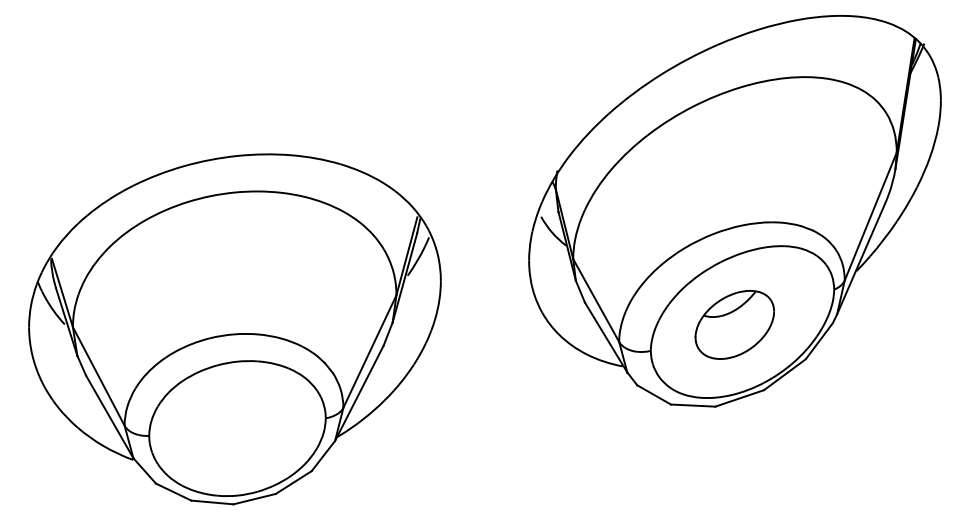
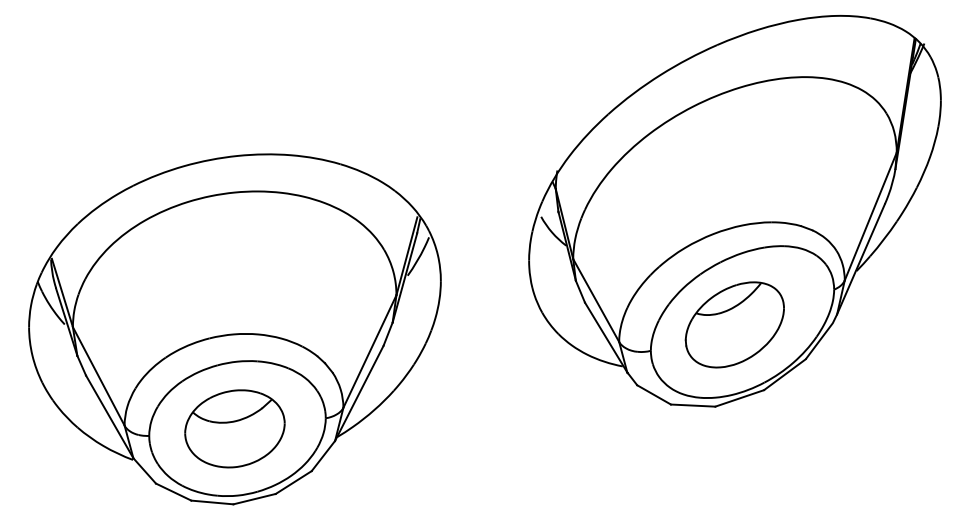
part size: 81x70 px -> 101x88 px (734, 324)
part: none -> present (234, 428)
